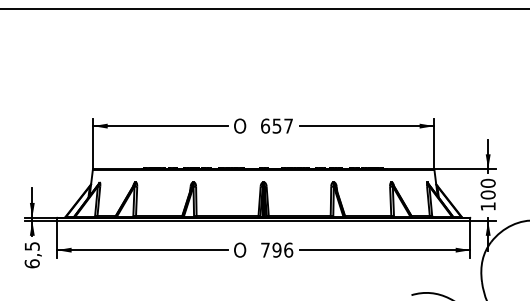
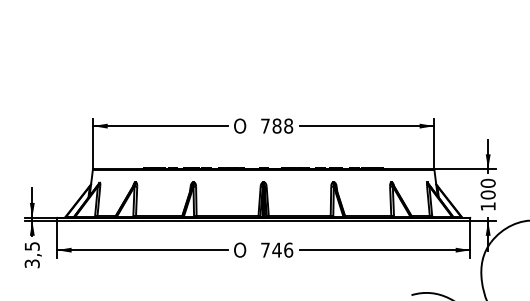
line: present -> none (264, 9)
text: 657 -> 788 (277, 125)
text: 796 -> 746 (276, 249)
text: 6,5 -> 3,5 (31, 263)
